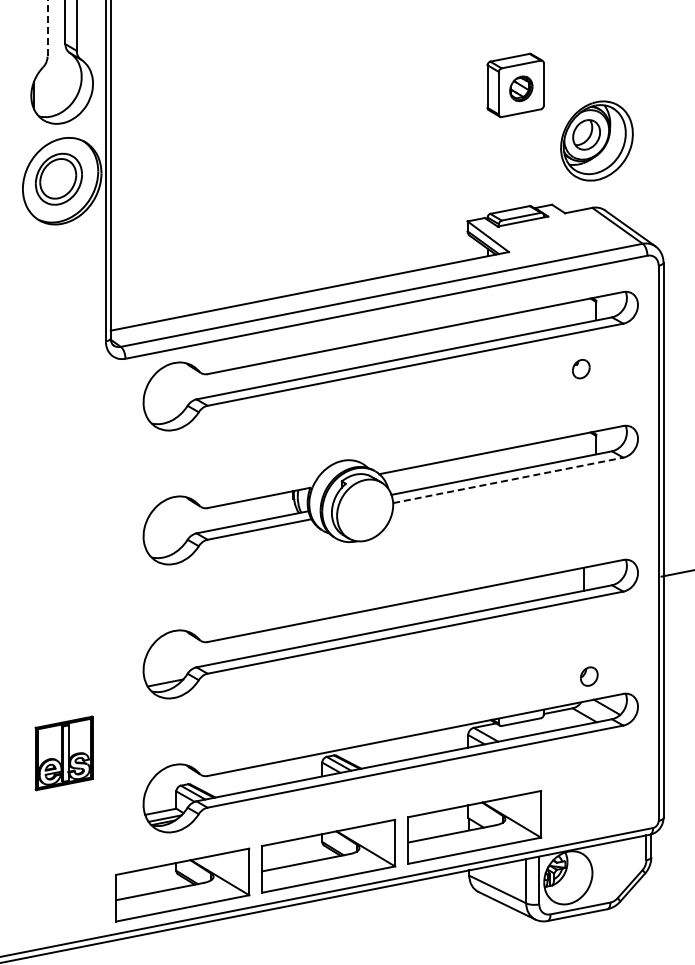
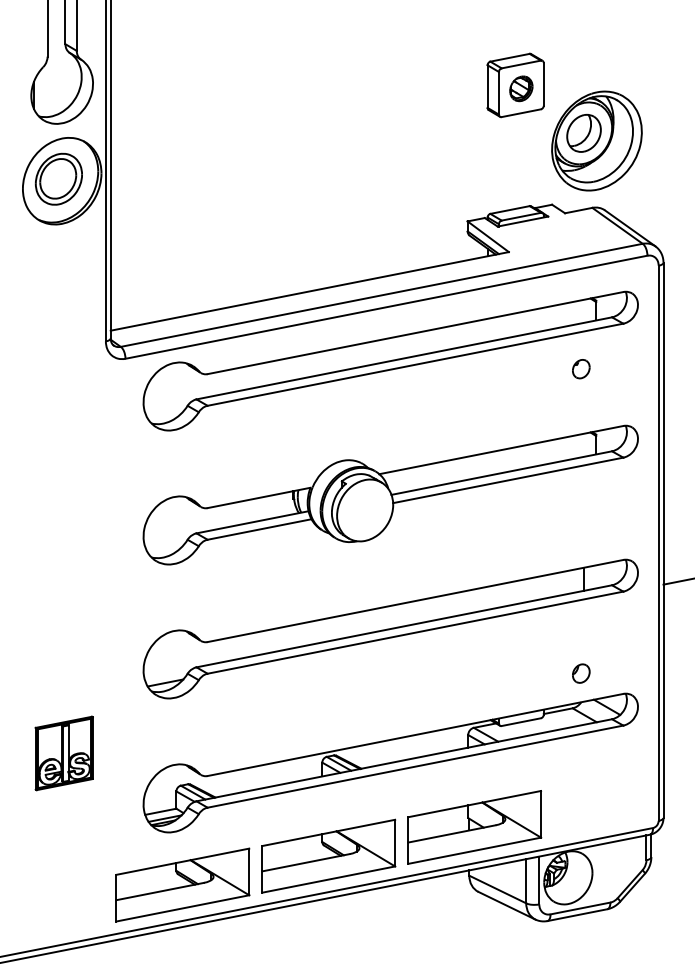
line: dashed -> solid (47, 28)
part size: 74x82 px -> 92x102 px (596, 140)
line: dashed -> solid (508, 480)
line position: (676, 573) -> (677, 581) (677, 581)
part position: (589, 676) -> (581, 673) (581, 673)
